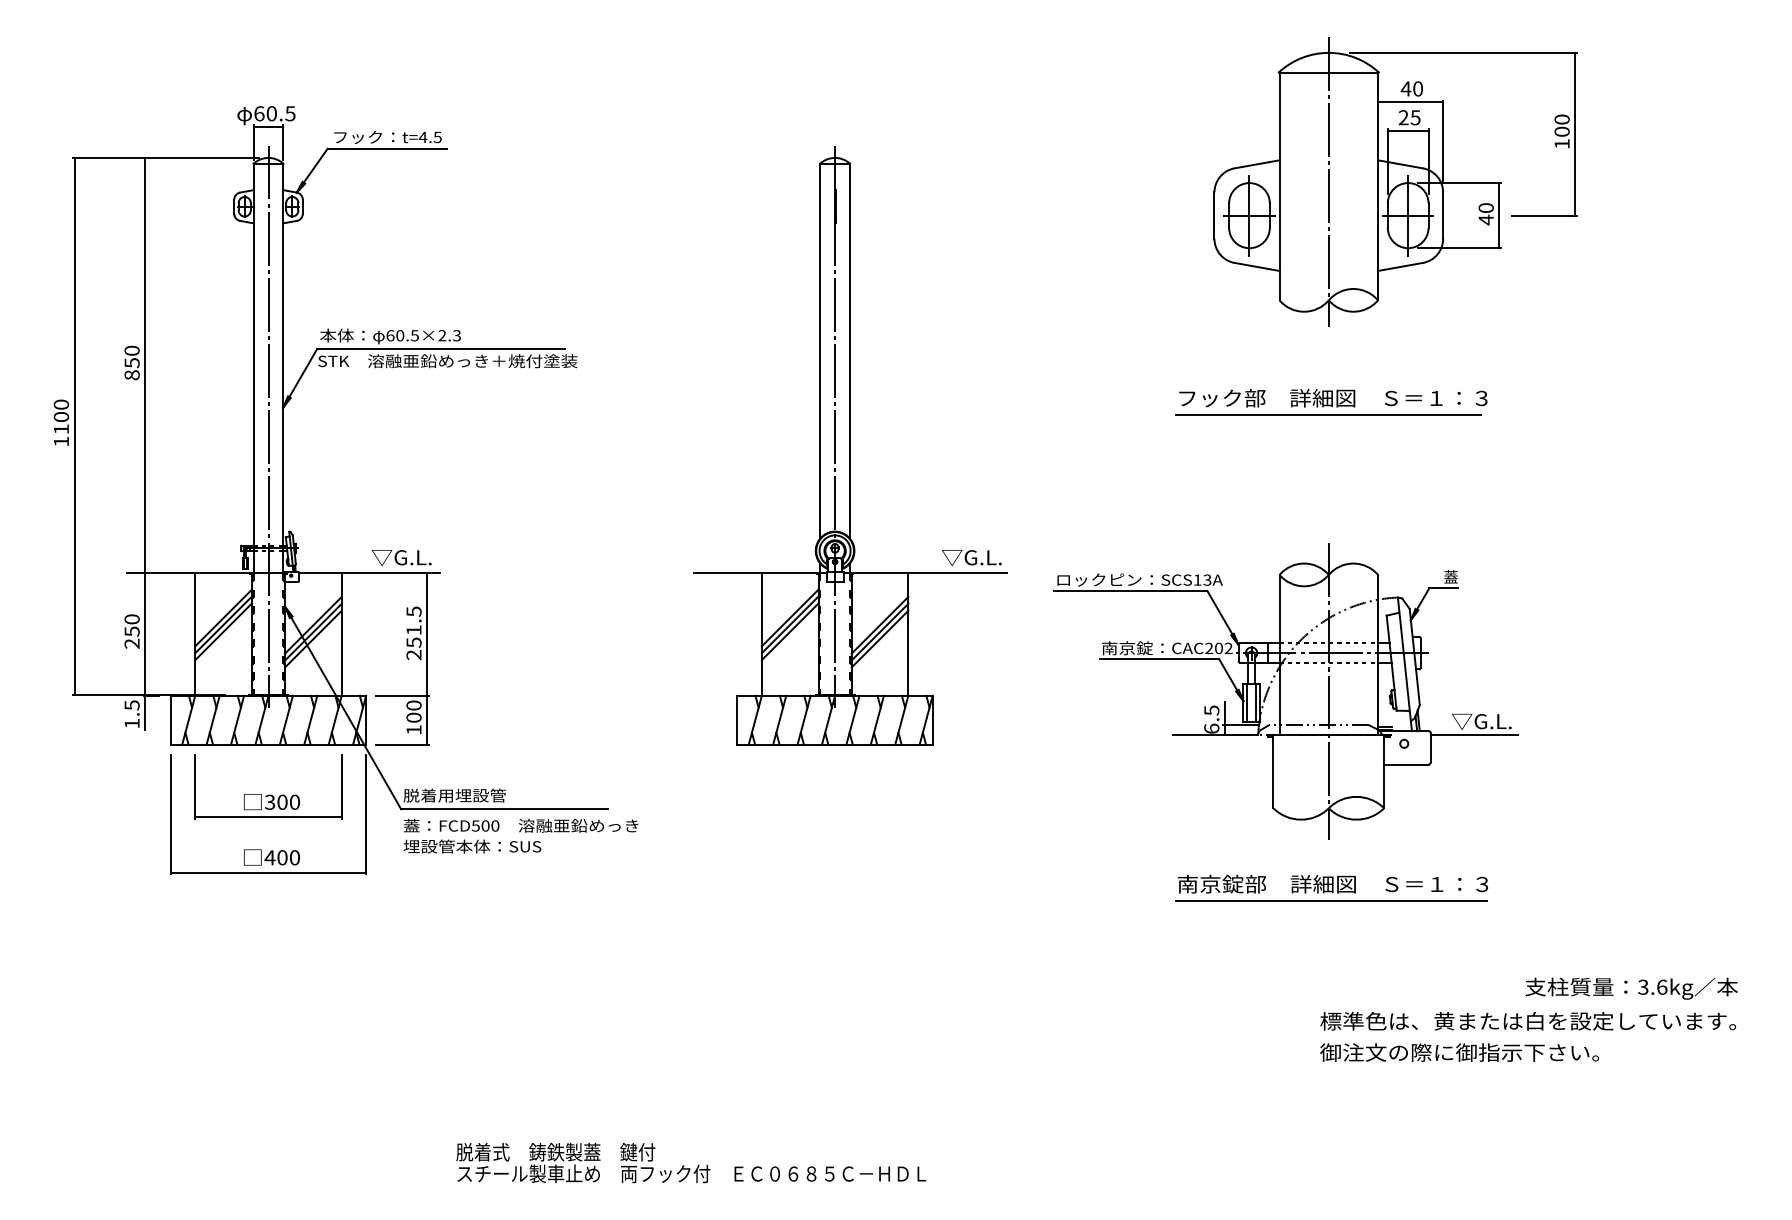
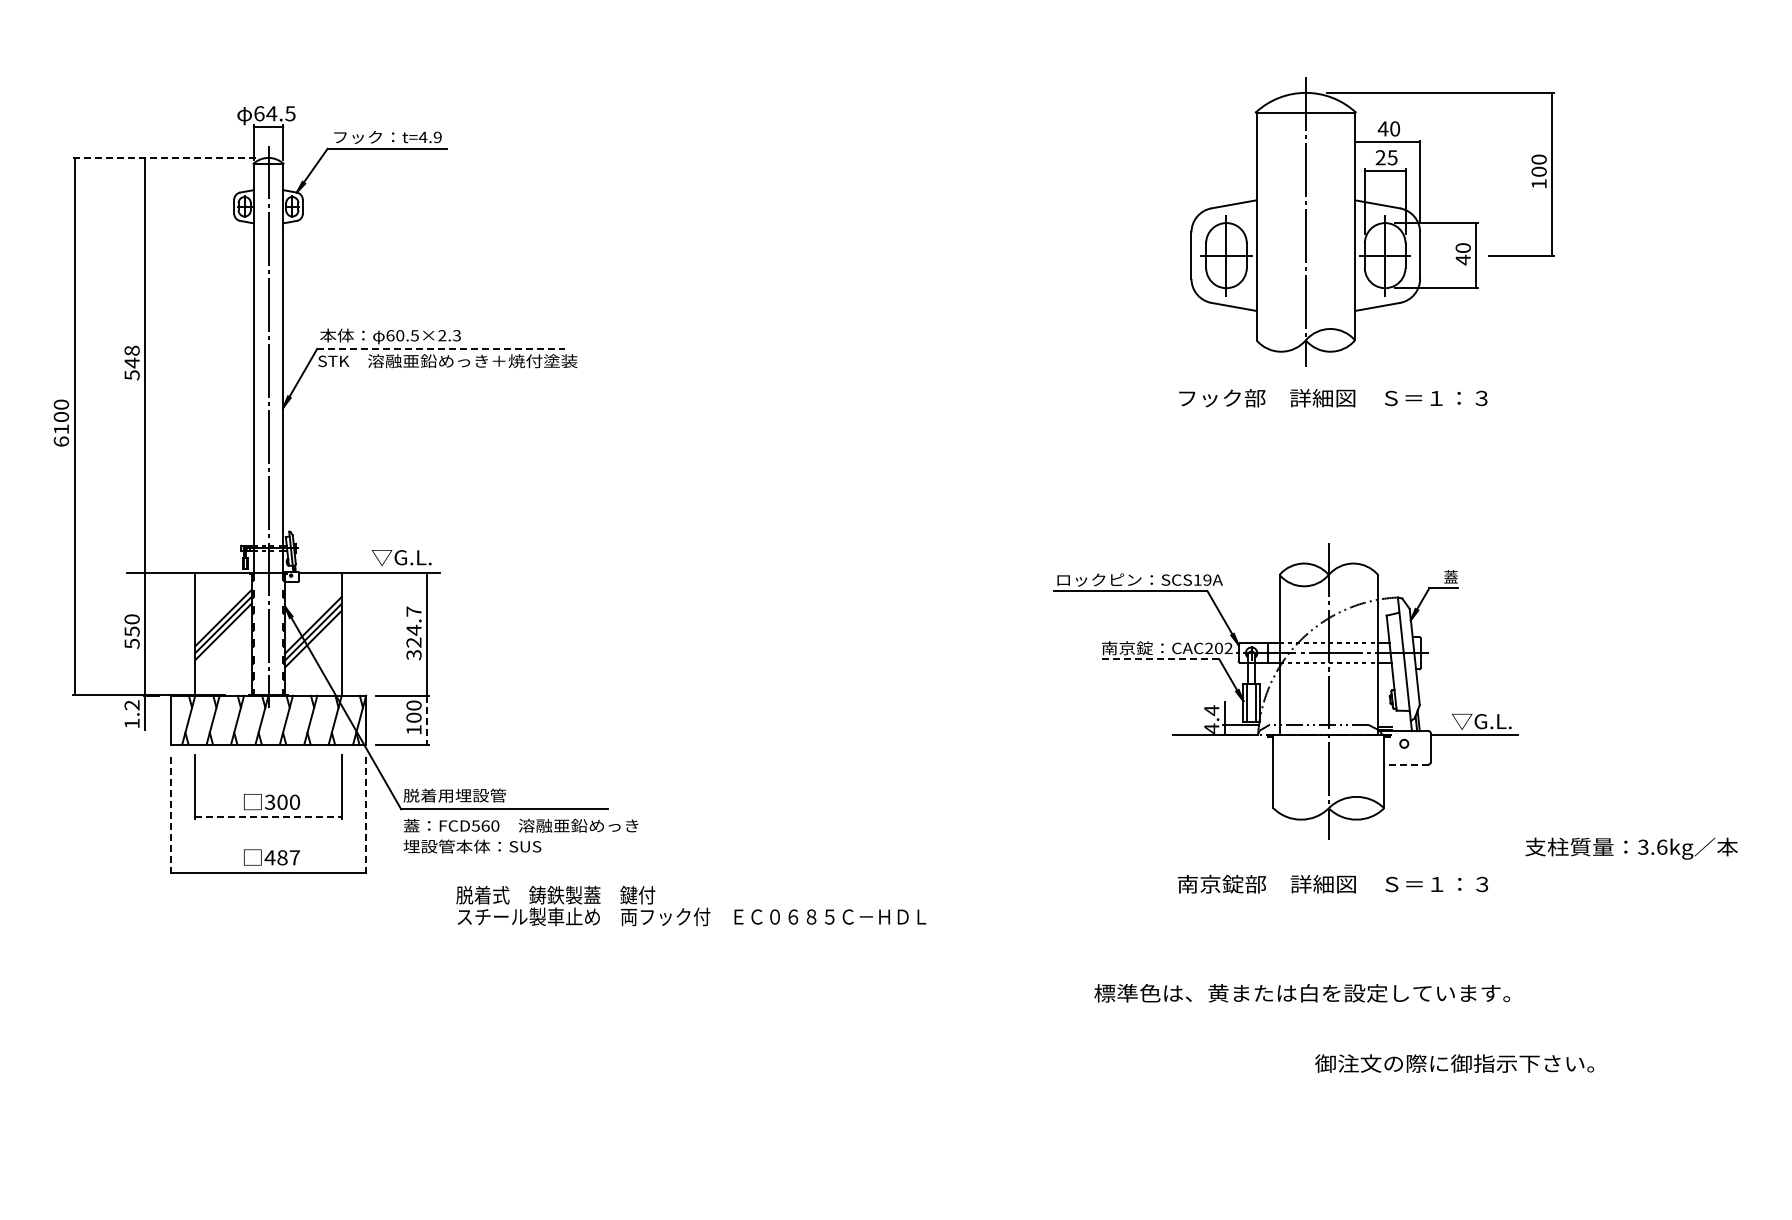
text: 60.5 -> 64.5 (271, 113)
text: t=4.5 -> t=4.9 (437, 136)
line: solid -> dashed (165, 157)
part position: (1395, 181) -> (1372, 221) (1372, 221)
line: solid -> dashed (440, 348)
text: 850 -> 548 (131, 362)
line: present -> none (1328, 415)
text: 1100 -> 6100 (61, 441)
part: present -> none (850, 445)
text: SCS13A -> SCS19A (1207, 579)
text: 251.5 -> 324.7 (413, 633)
text: 250 -> 550 (131, 643)
line: solid -> dashed (1159, 659)
text: 1.5 -> 1.2 (131, 705)
text: 6.5 -> 4.4 (1211, 719)
line: solid -> dashed (427, 720)
line: solid -> dashed (1405, 764)
line: solid -> dashed (170, 814)
line: solid -> dashed (366, 814)
line: solid -> dashed (269, 817)
text: FCD500 -> FCD560 (485, 825)
text: 400 -> 487 (288, 857)
line: present -> none (1331, 901)
text position: (1631, 988) -> (1631, 848) (1631, 848)
text position: (1528, 1021) -> (1302, 993) (1302, 993)
text position: (1459, 1052) -> (1454, 1063) (1454, 1063)
text position: (691, 1163) -> (691, 906) (691, 906)
